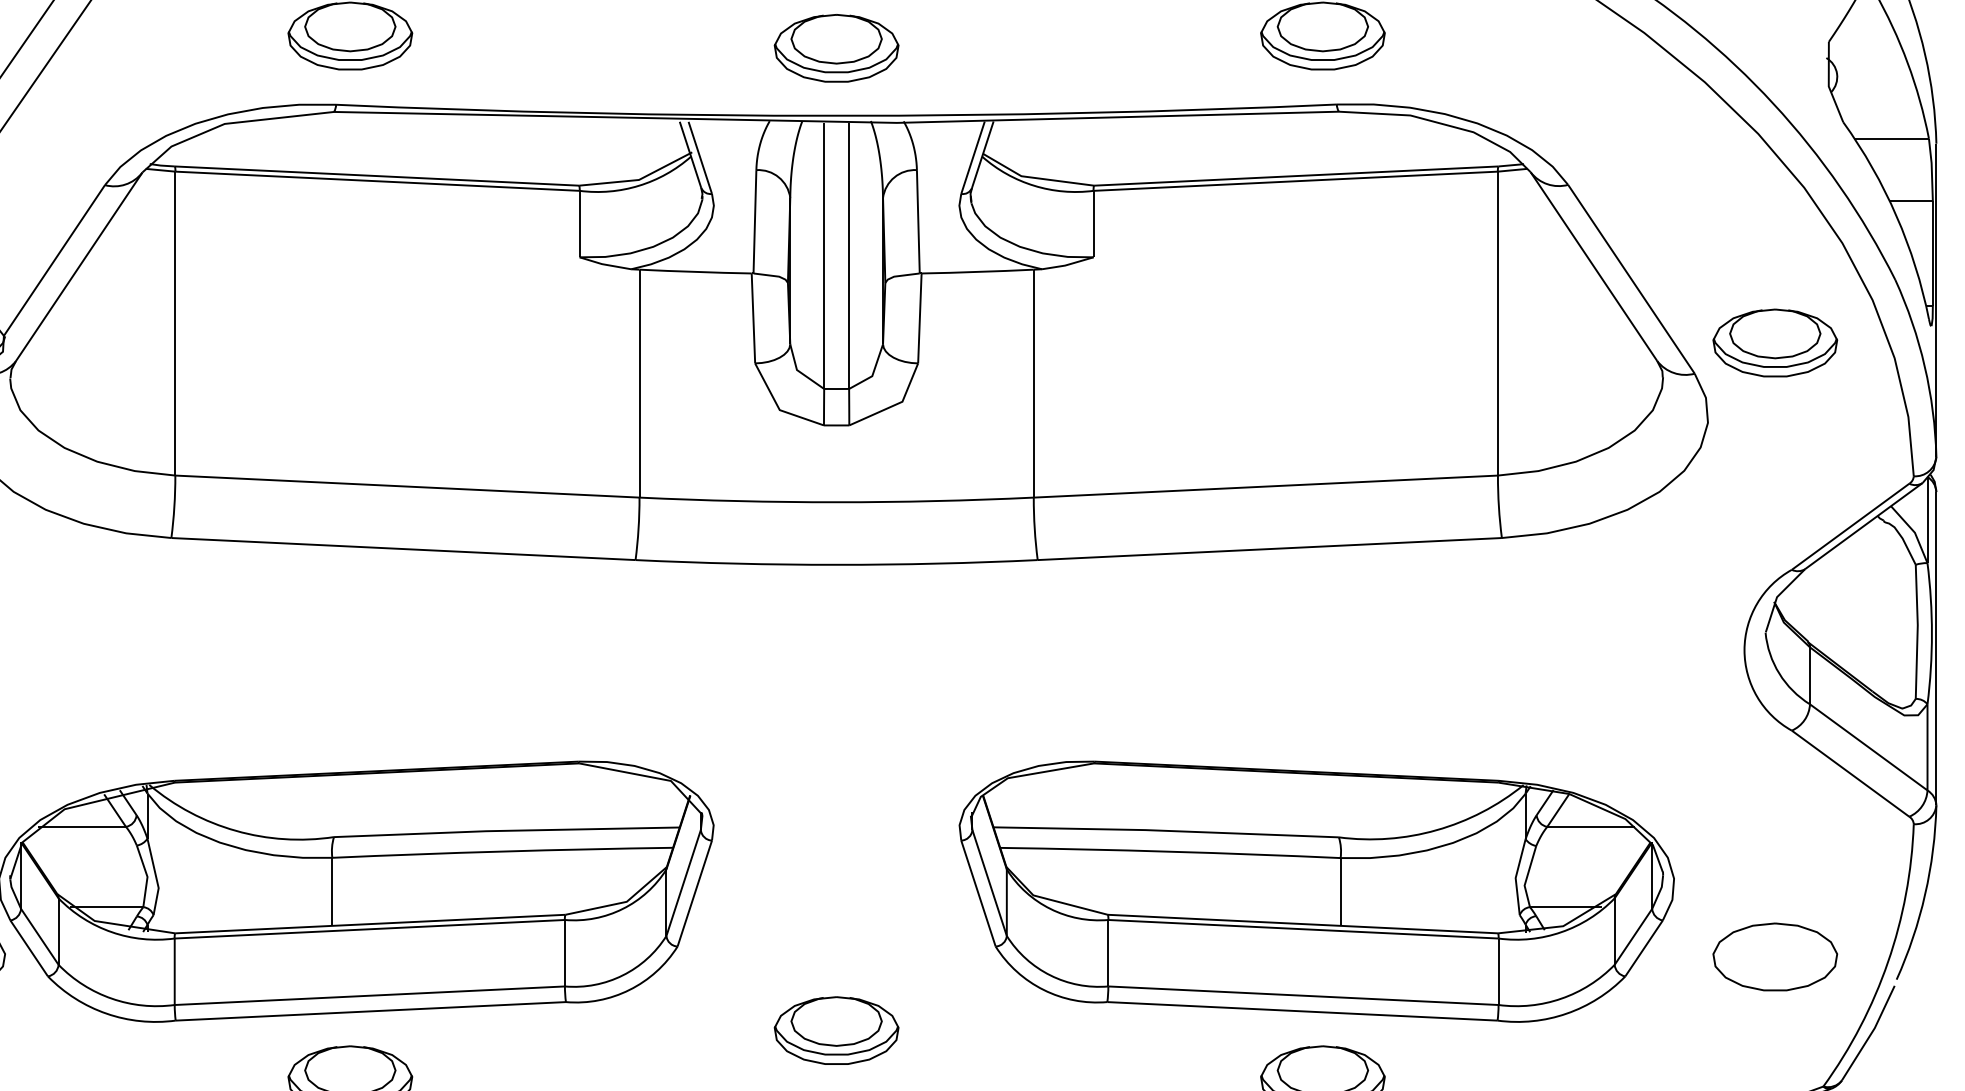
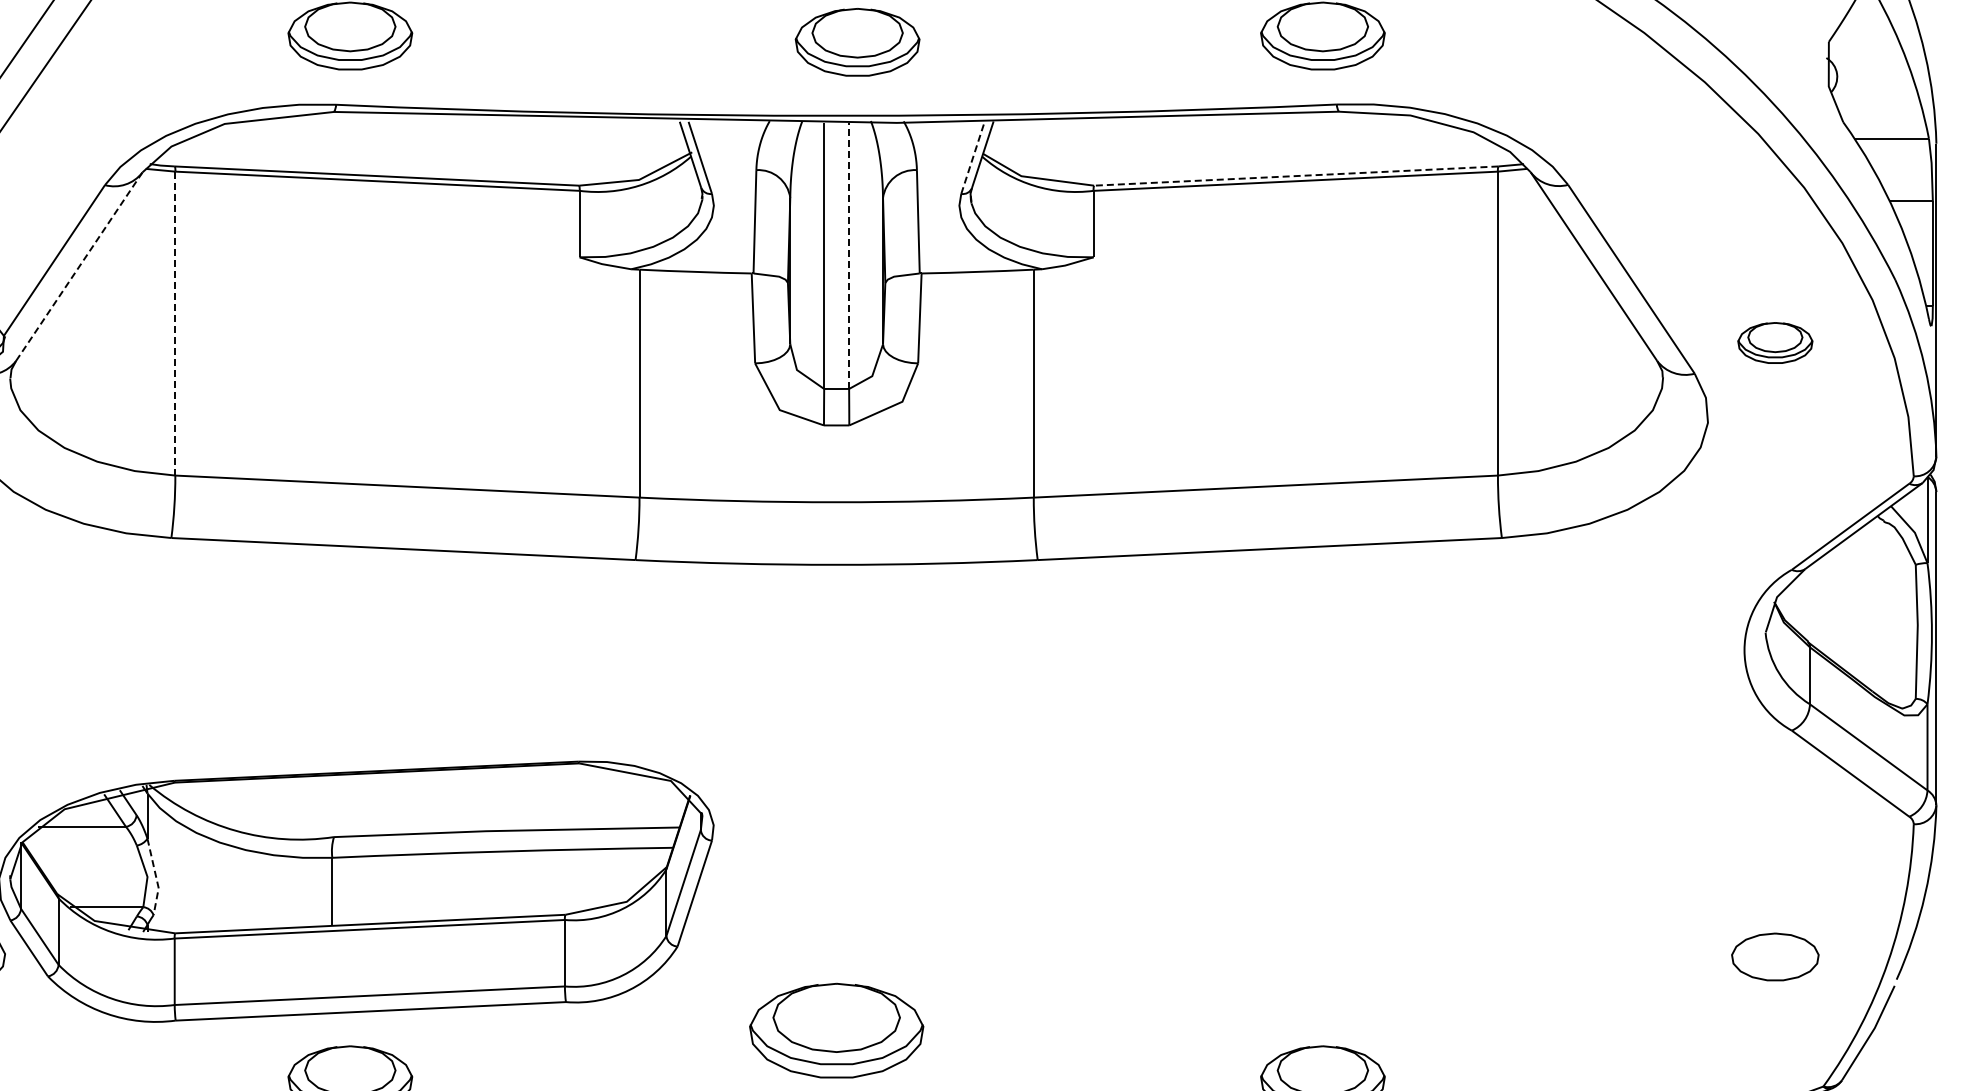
part position: (836, 48) -> (857, 42) (857, 42)
line: solid -> dashed (973, 157)
line: solid -> dashed (1295, 176)
line: solid -> dashed (849, 255)
line: solid -> dashed (79, 266)
line: solid -> dashed (175, 323)
part size: 127x70 px -> 77x42 px (1775, 342)
line: solid -> dashed (156, 877)
part: present -> none (1316, 891)
part size: 127x70 px -> 89x50 px (1775, 956)
part size: 127x69 px -> 176x97 px (836, 1030)
